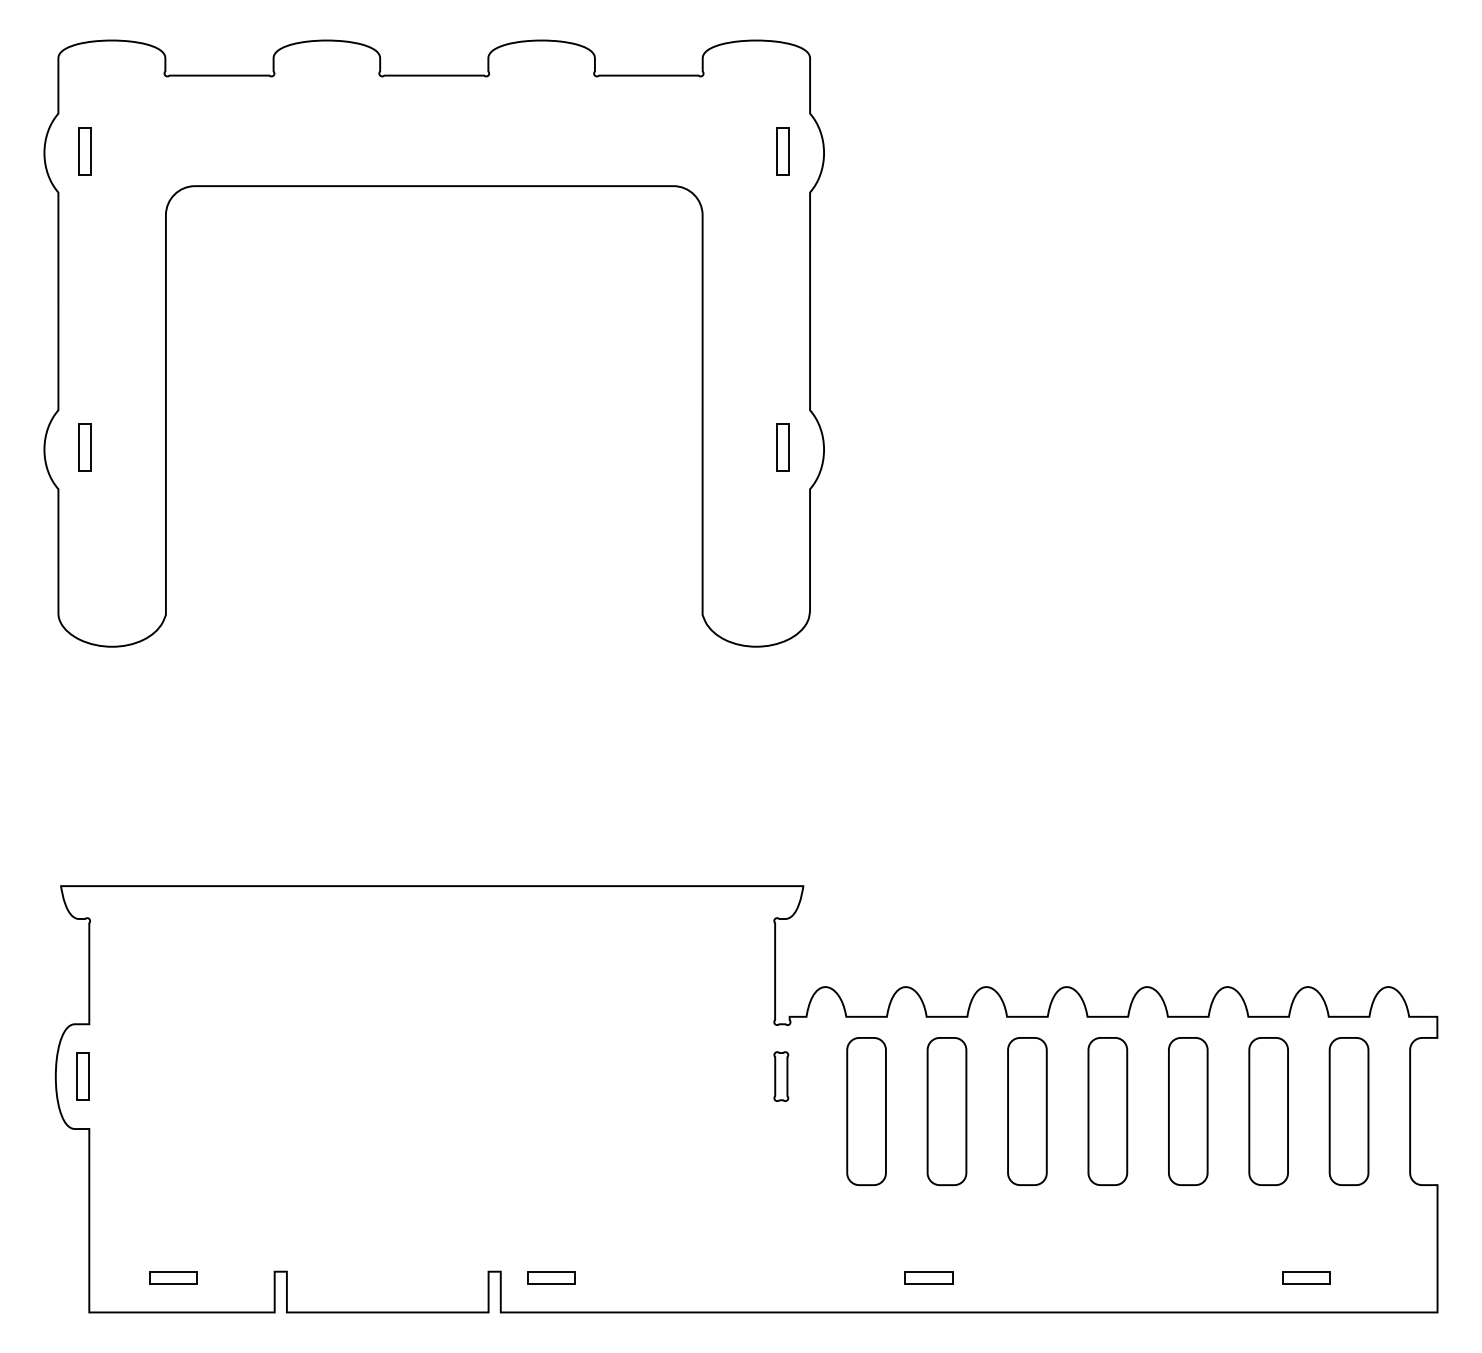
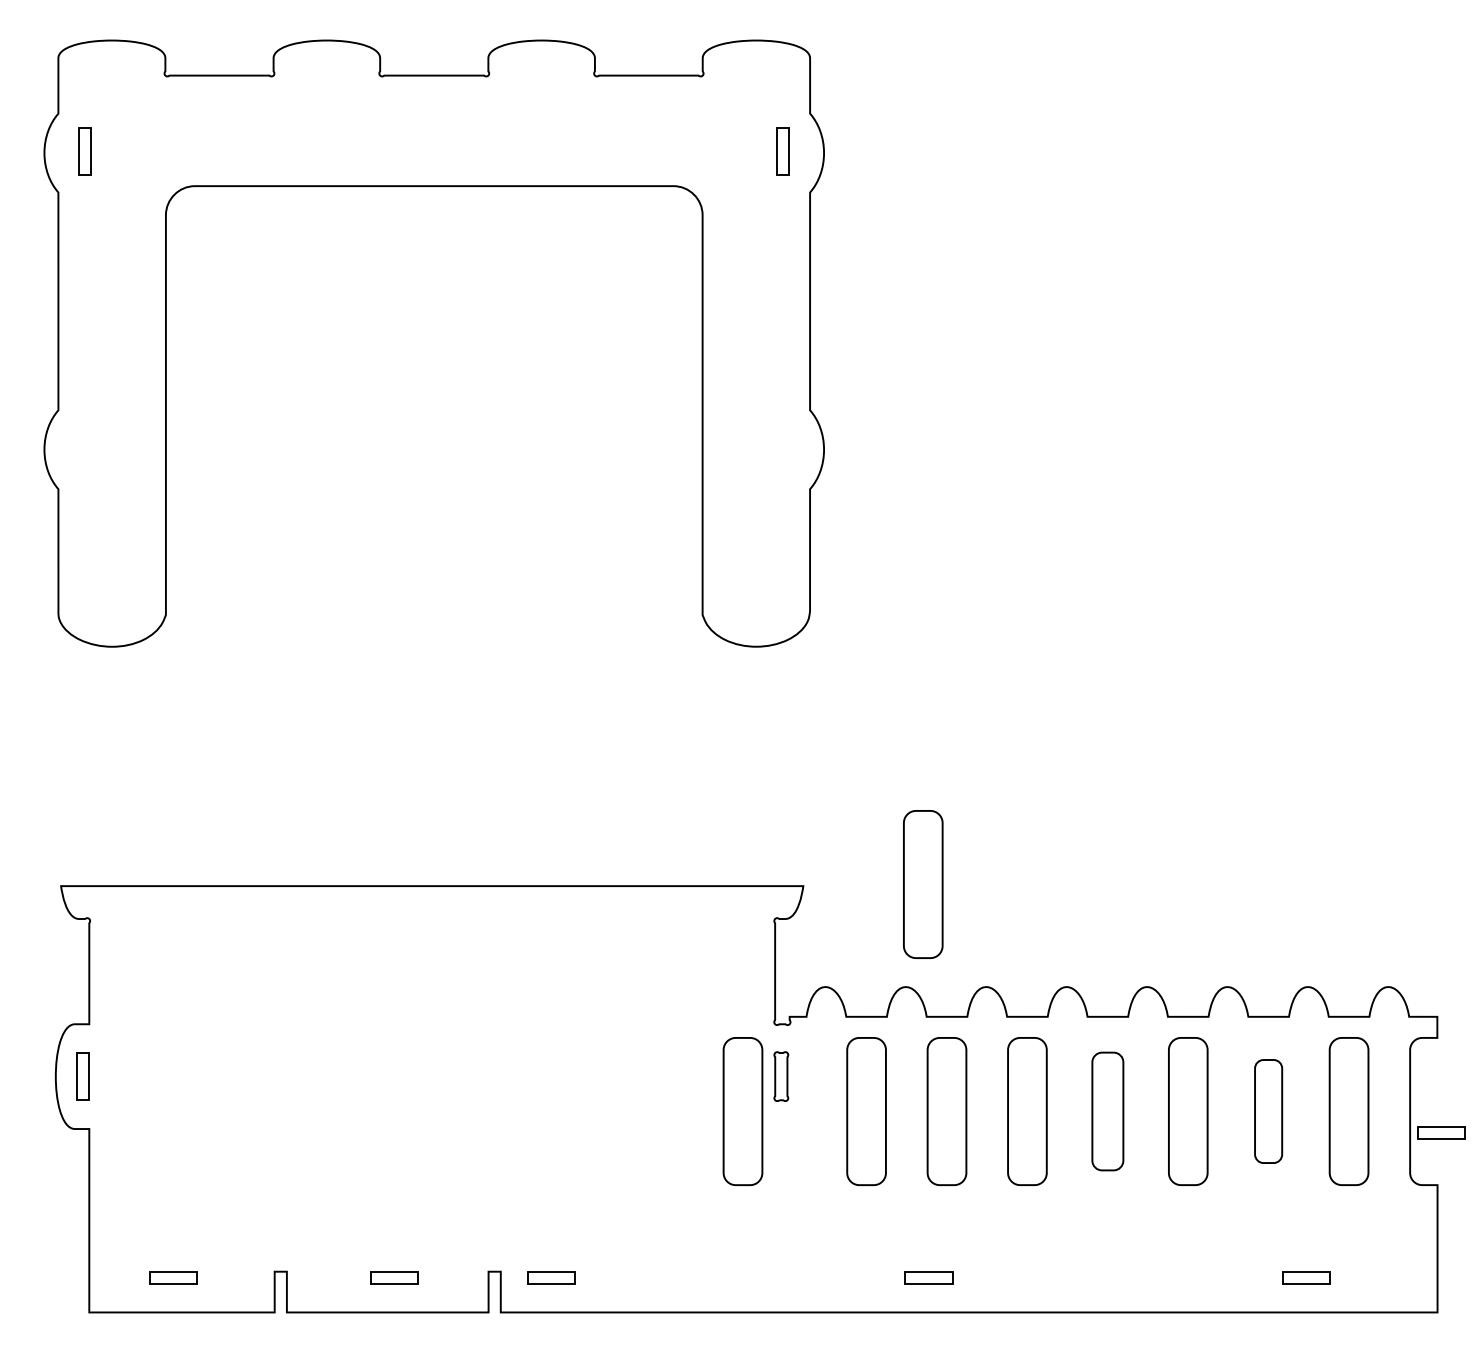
part: present -> none (84, 447)
part: present -> none (782, 447)
part: none -> present (923, 884)
part: none -> present (742, 1111)
part size: 42x149 px -> 34x121 px (1107, 1111)
part size: 41x149 px -> 30x105 px (1268, 1111)
part: none -> present (1441, 1132)
part: none -> present (394, 1277)
